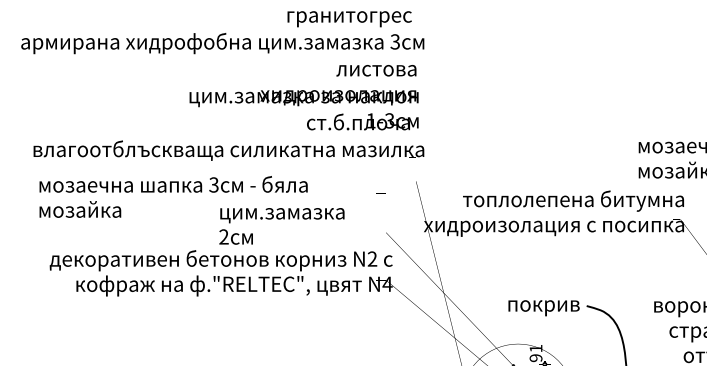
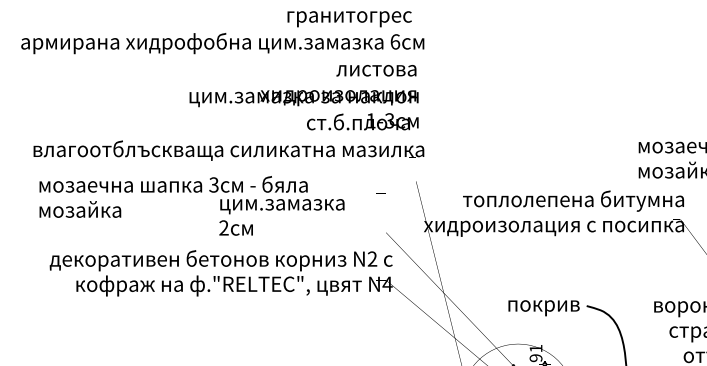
text: 3 -> 6 (395, 41)
text position: (281, 226) -> (281, 217) (281, 217)
